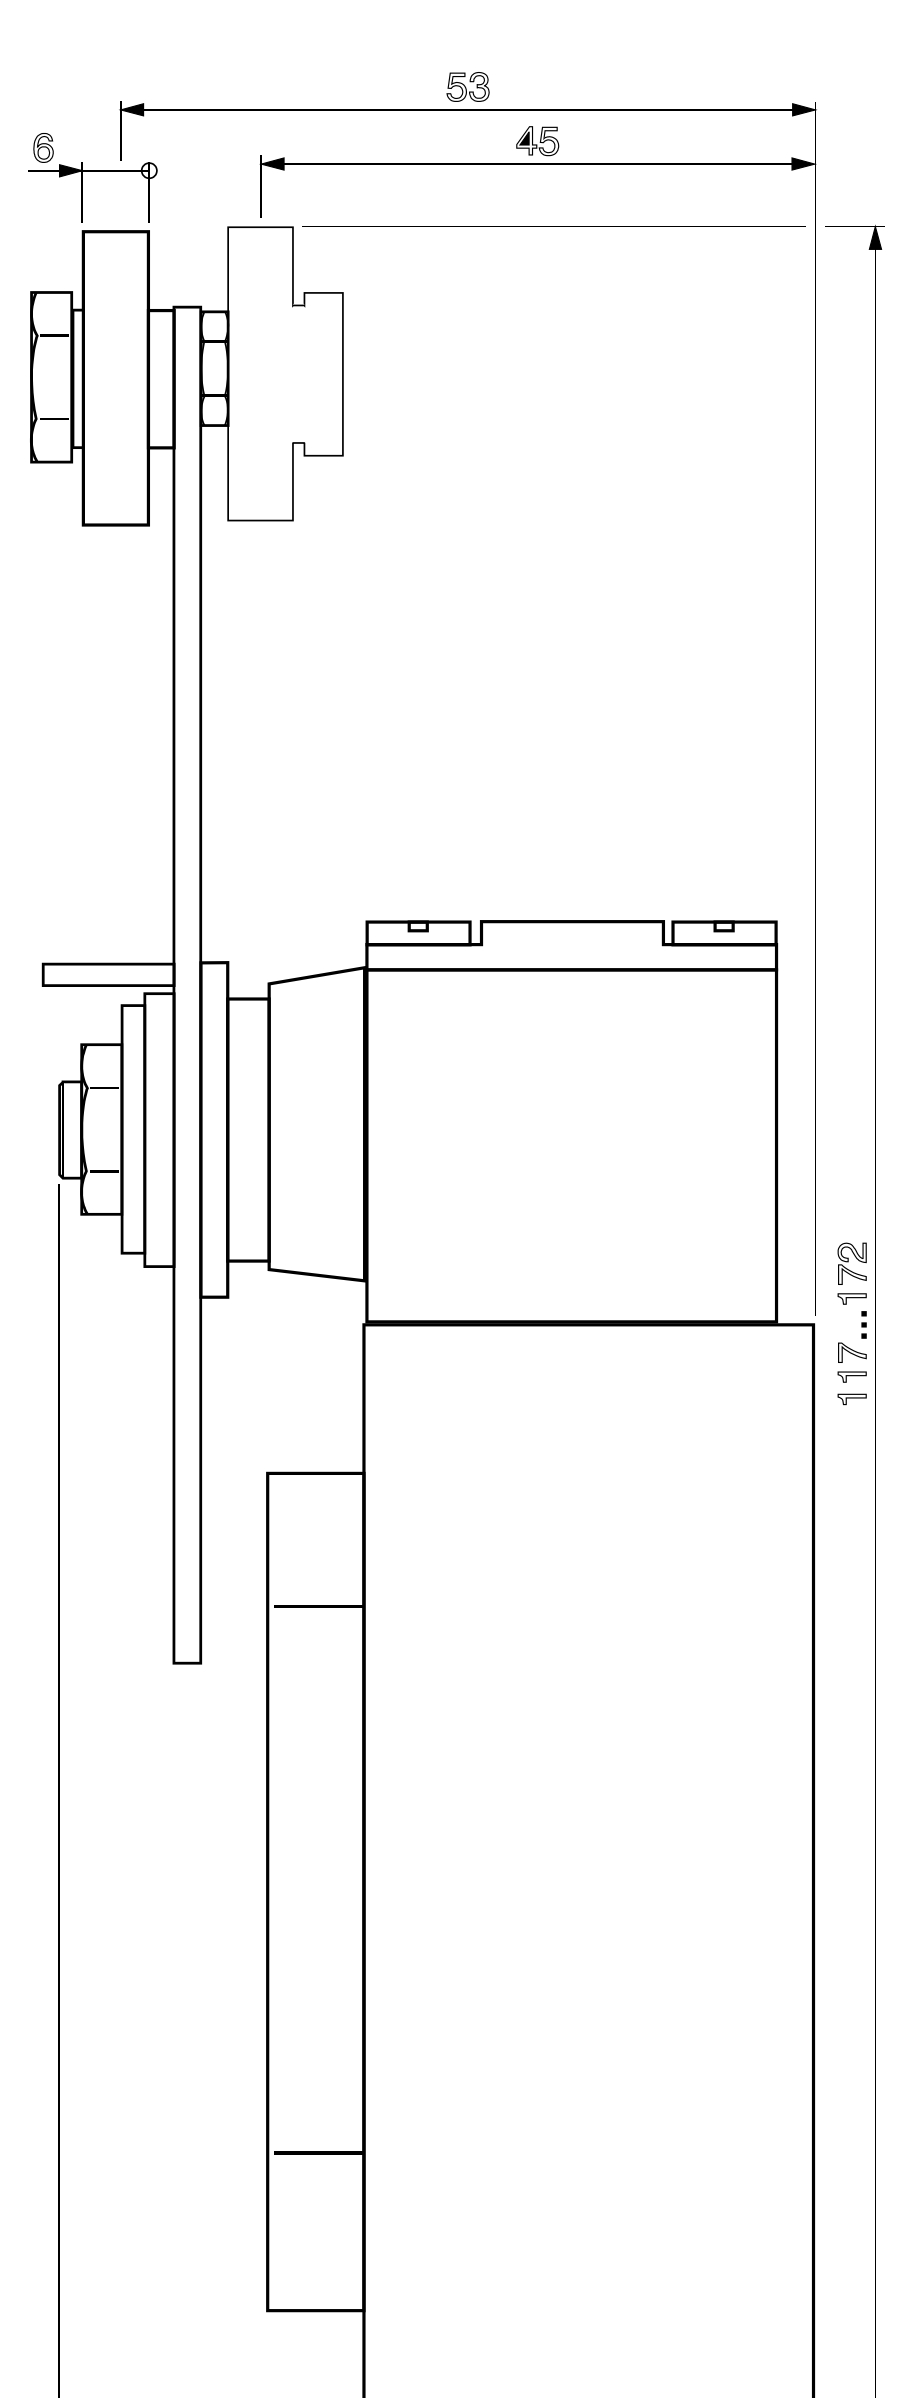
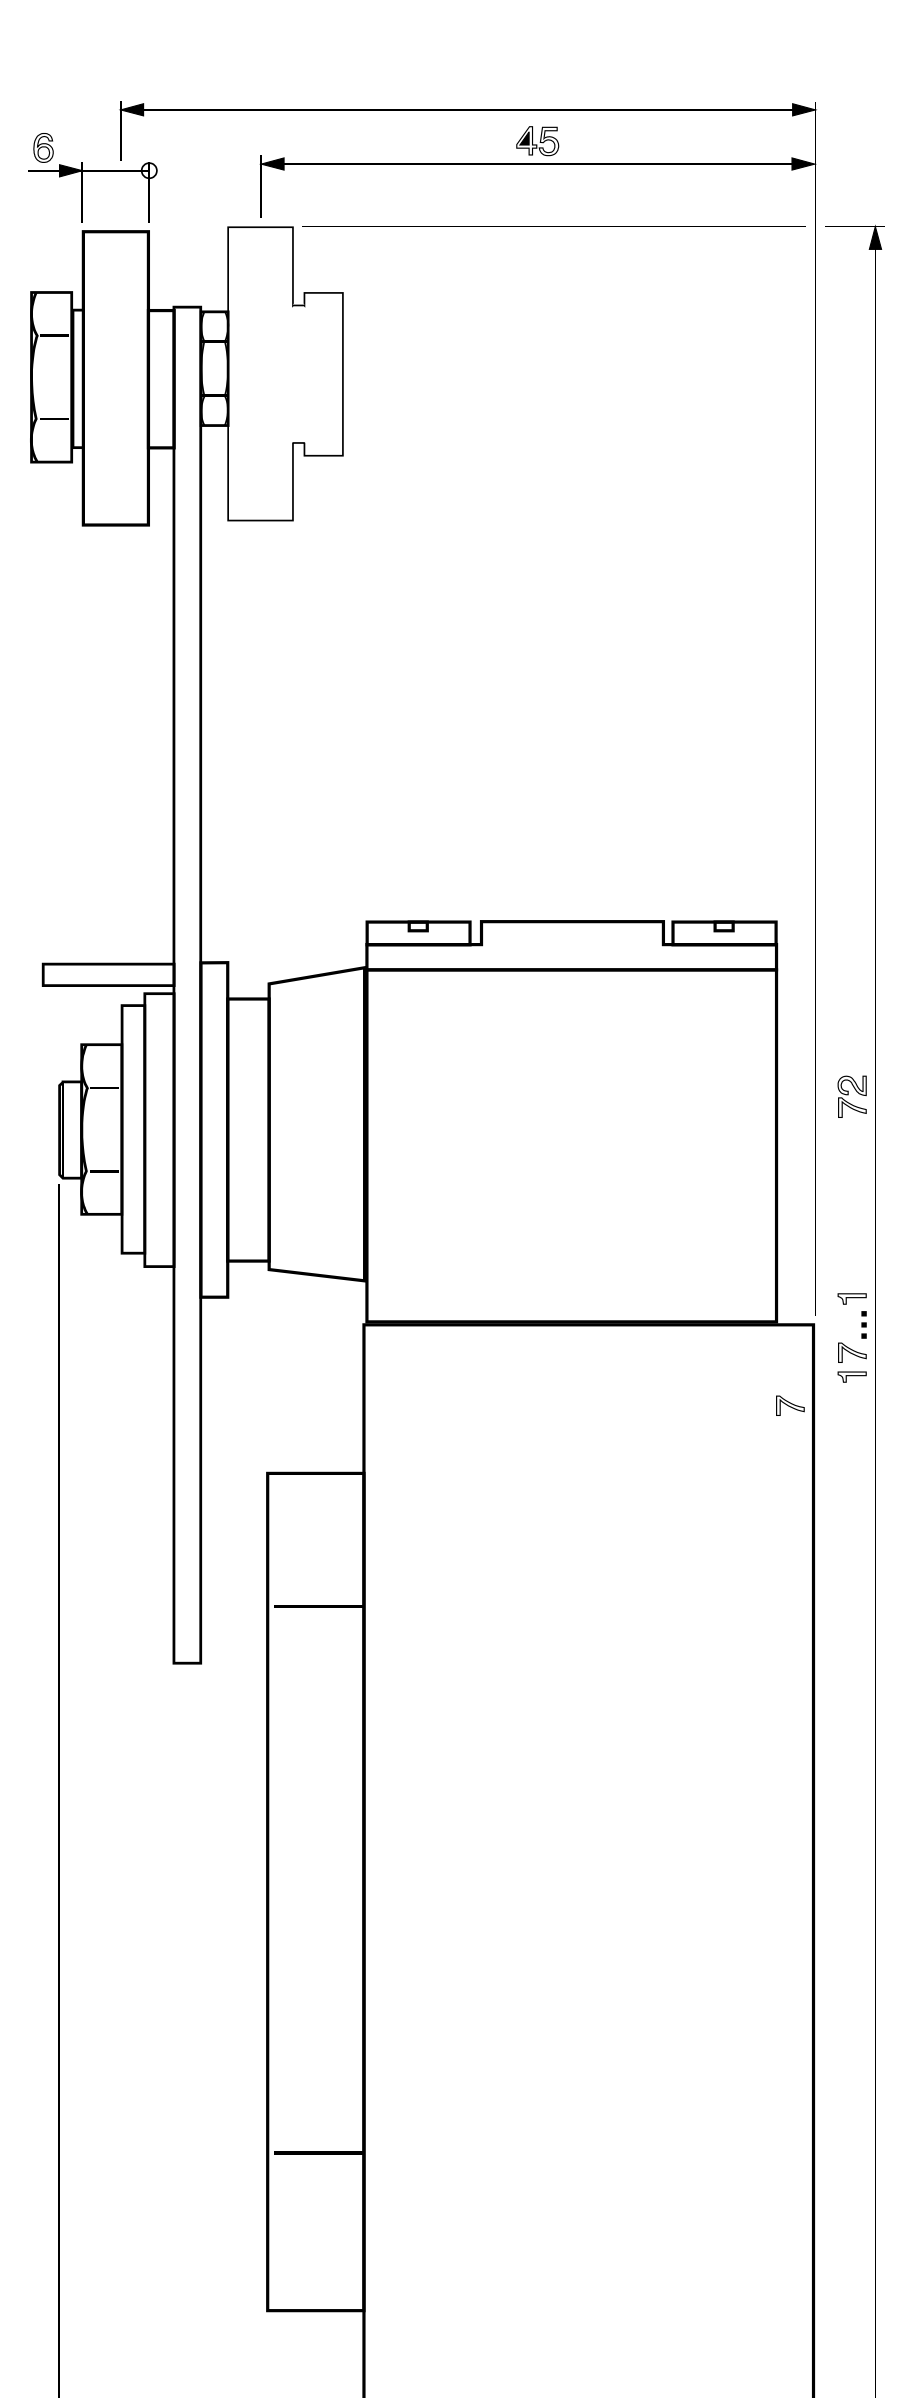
part: present -> none (467, 86)
part position: (851, 1263) -> (851, 1096) (851, 1096)
part: present -> none (851, 1399)
part: none -> present (790, 1405)
